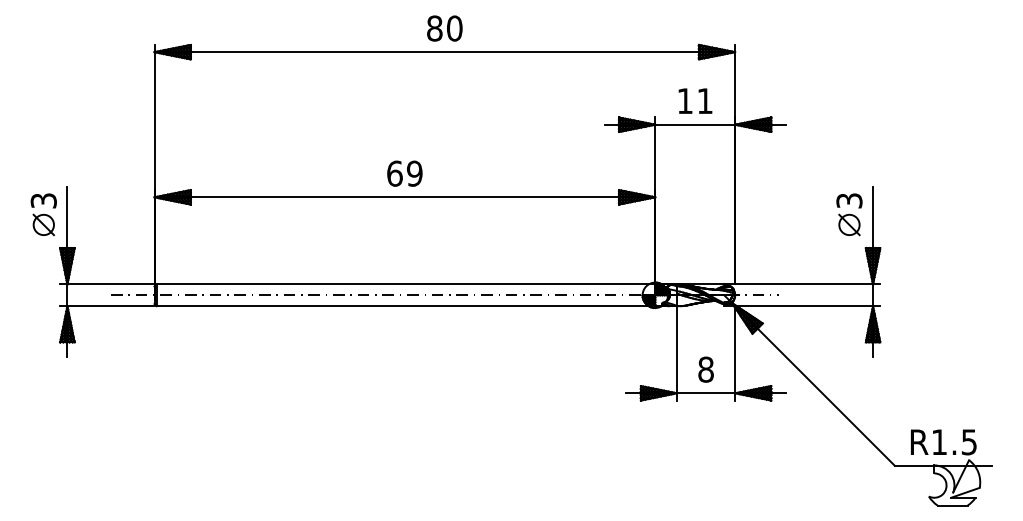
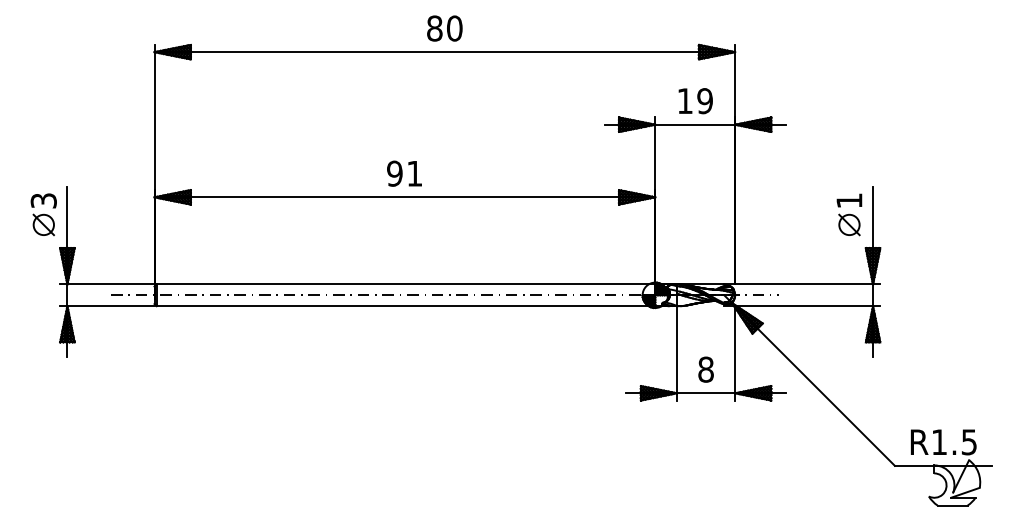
text: 11 -> 19 (704, 101)
text: 69 -> 91 (404, 173)
text: 3 -> 1 (849, 200)
